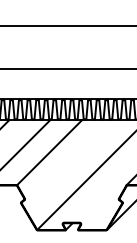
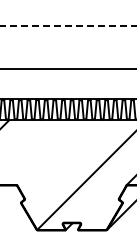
line: solid -> dashed (68, 26)
line: present -> none (25, 144)
line: present -> none (49, 152)
